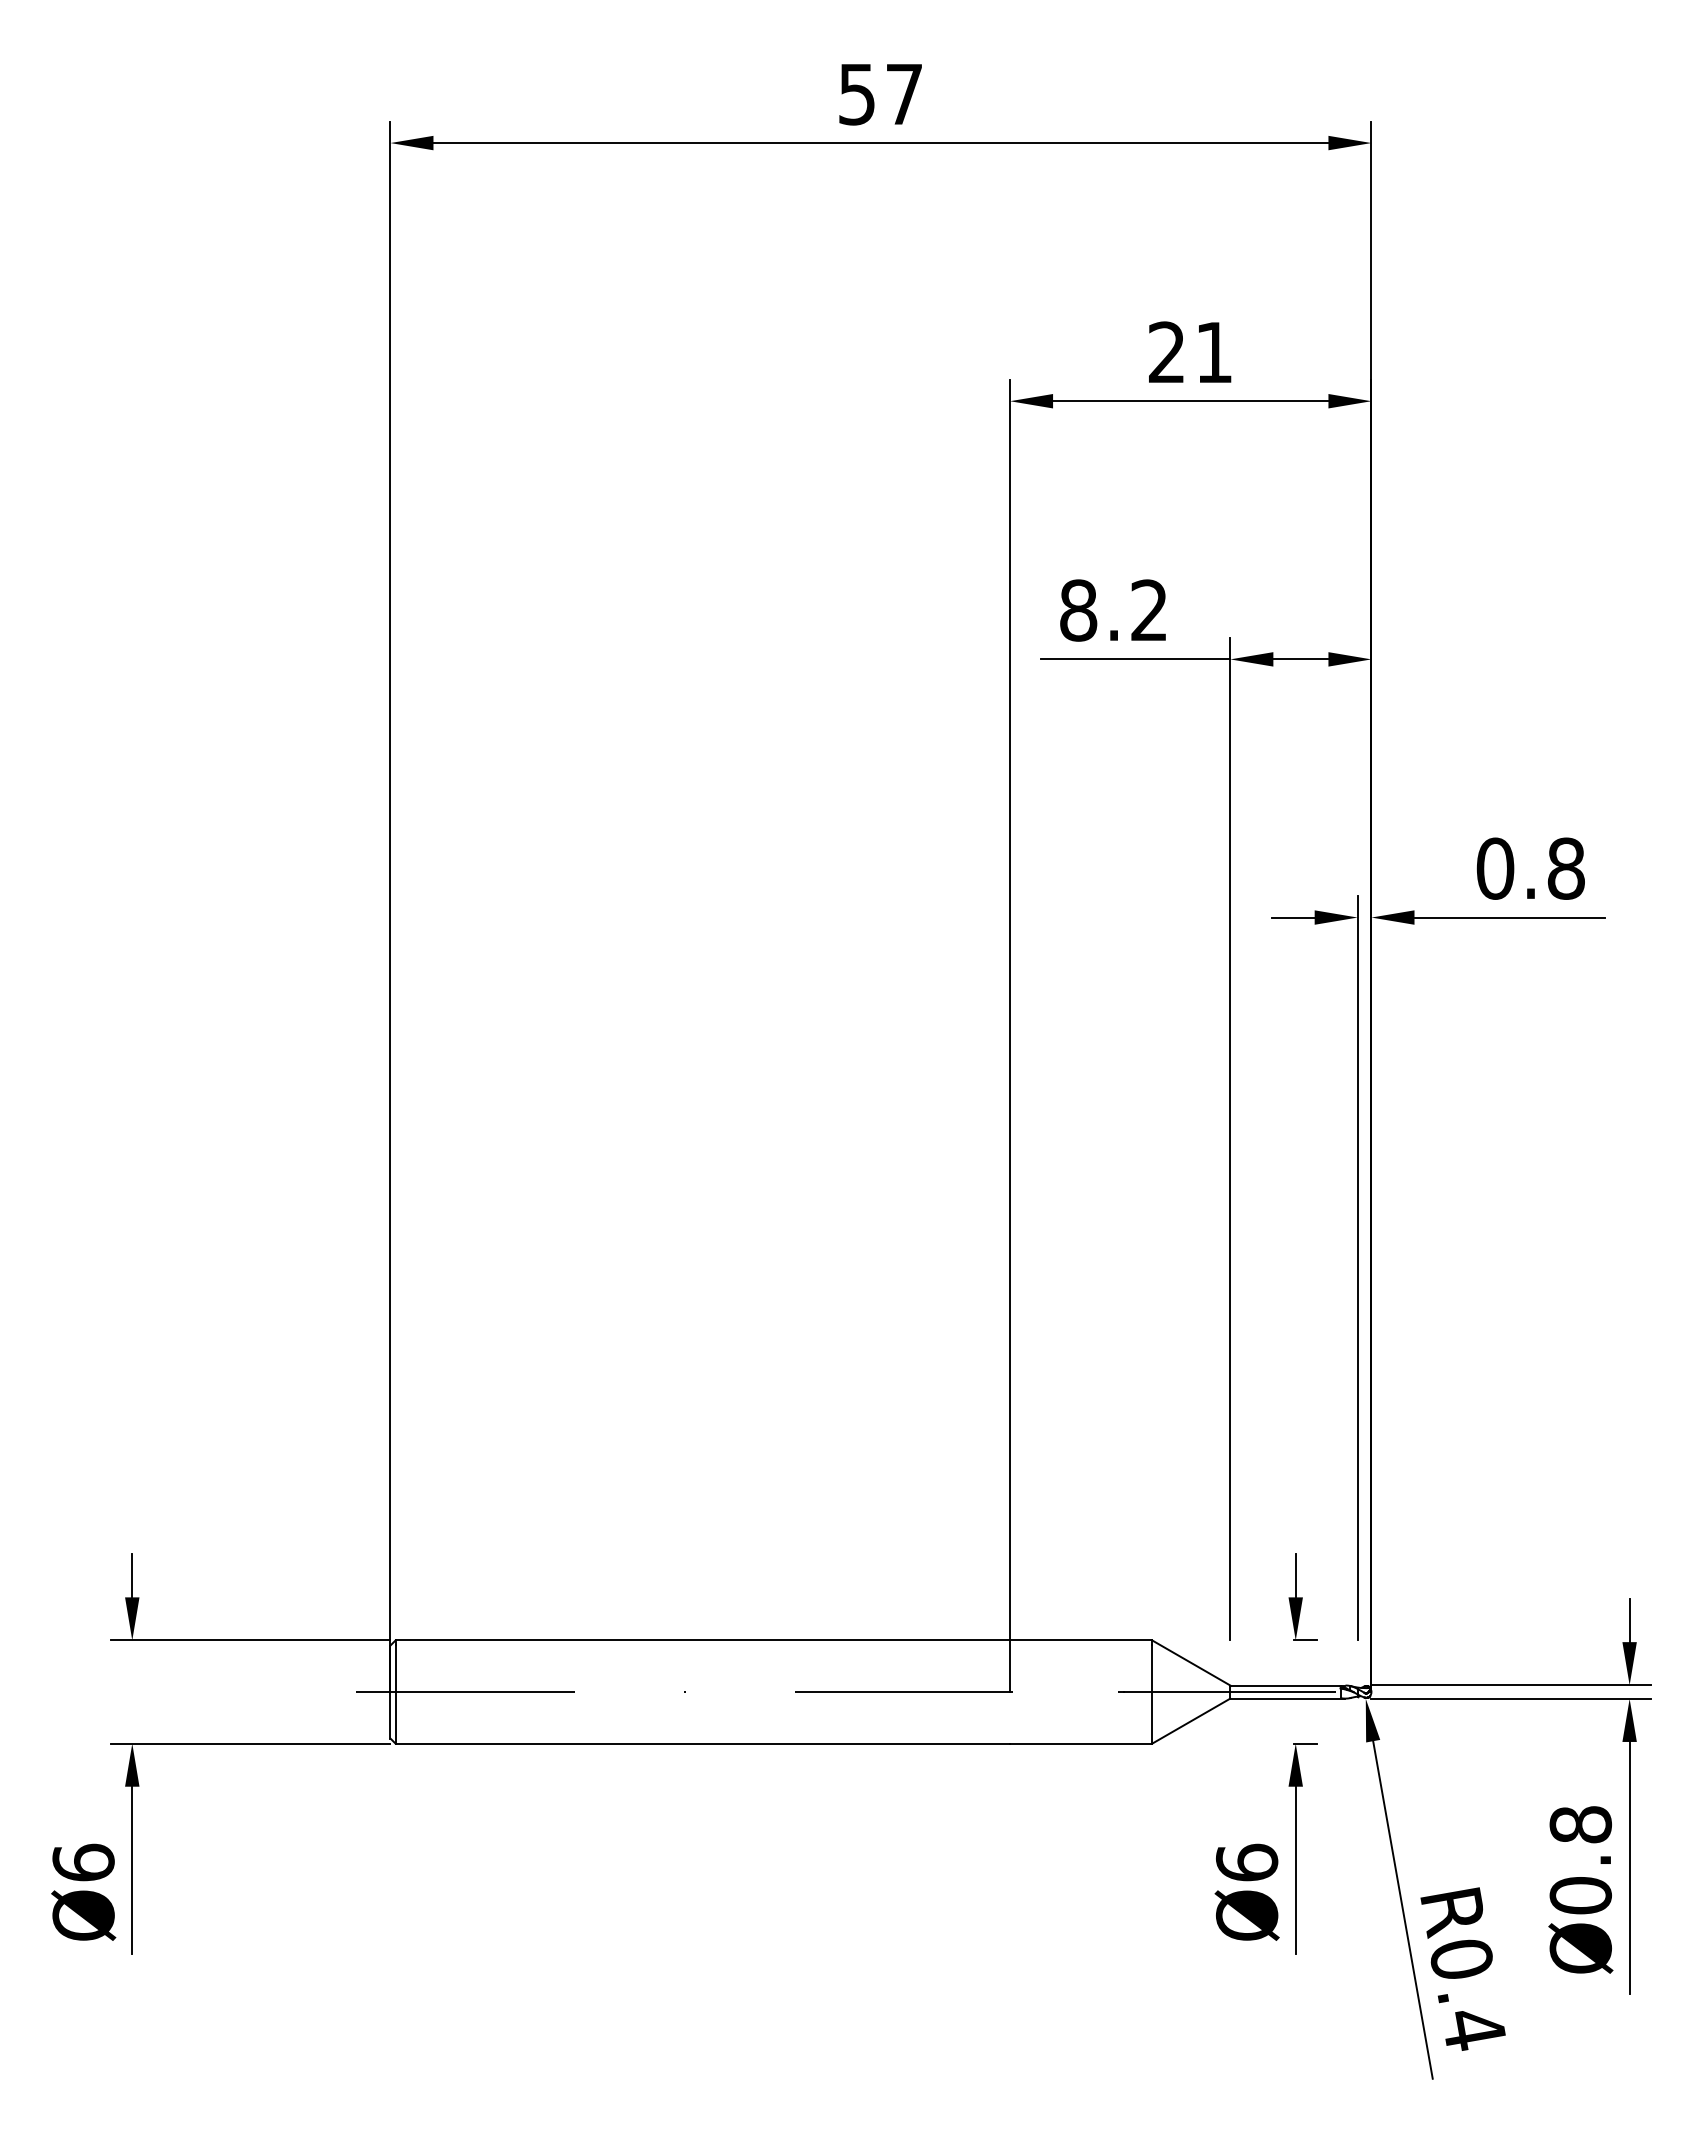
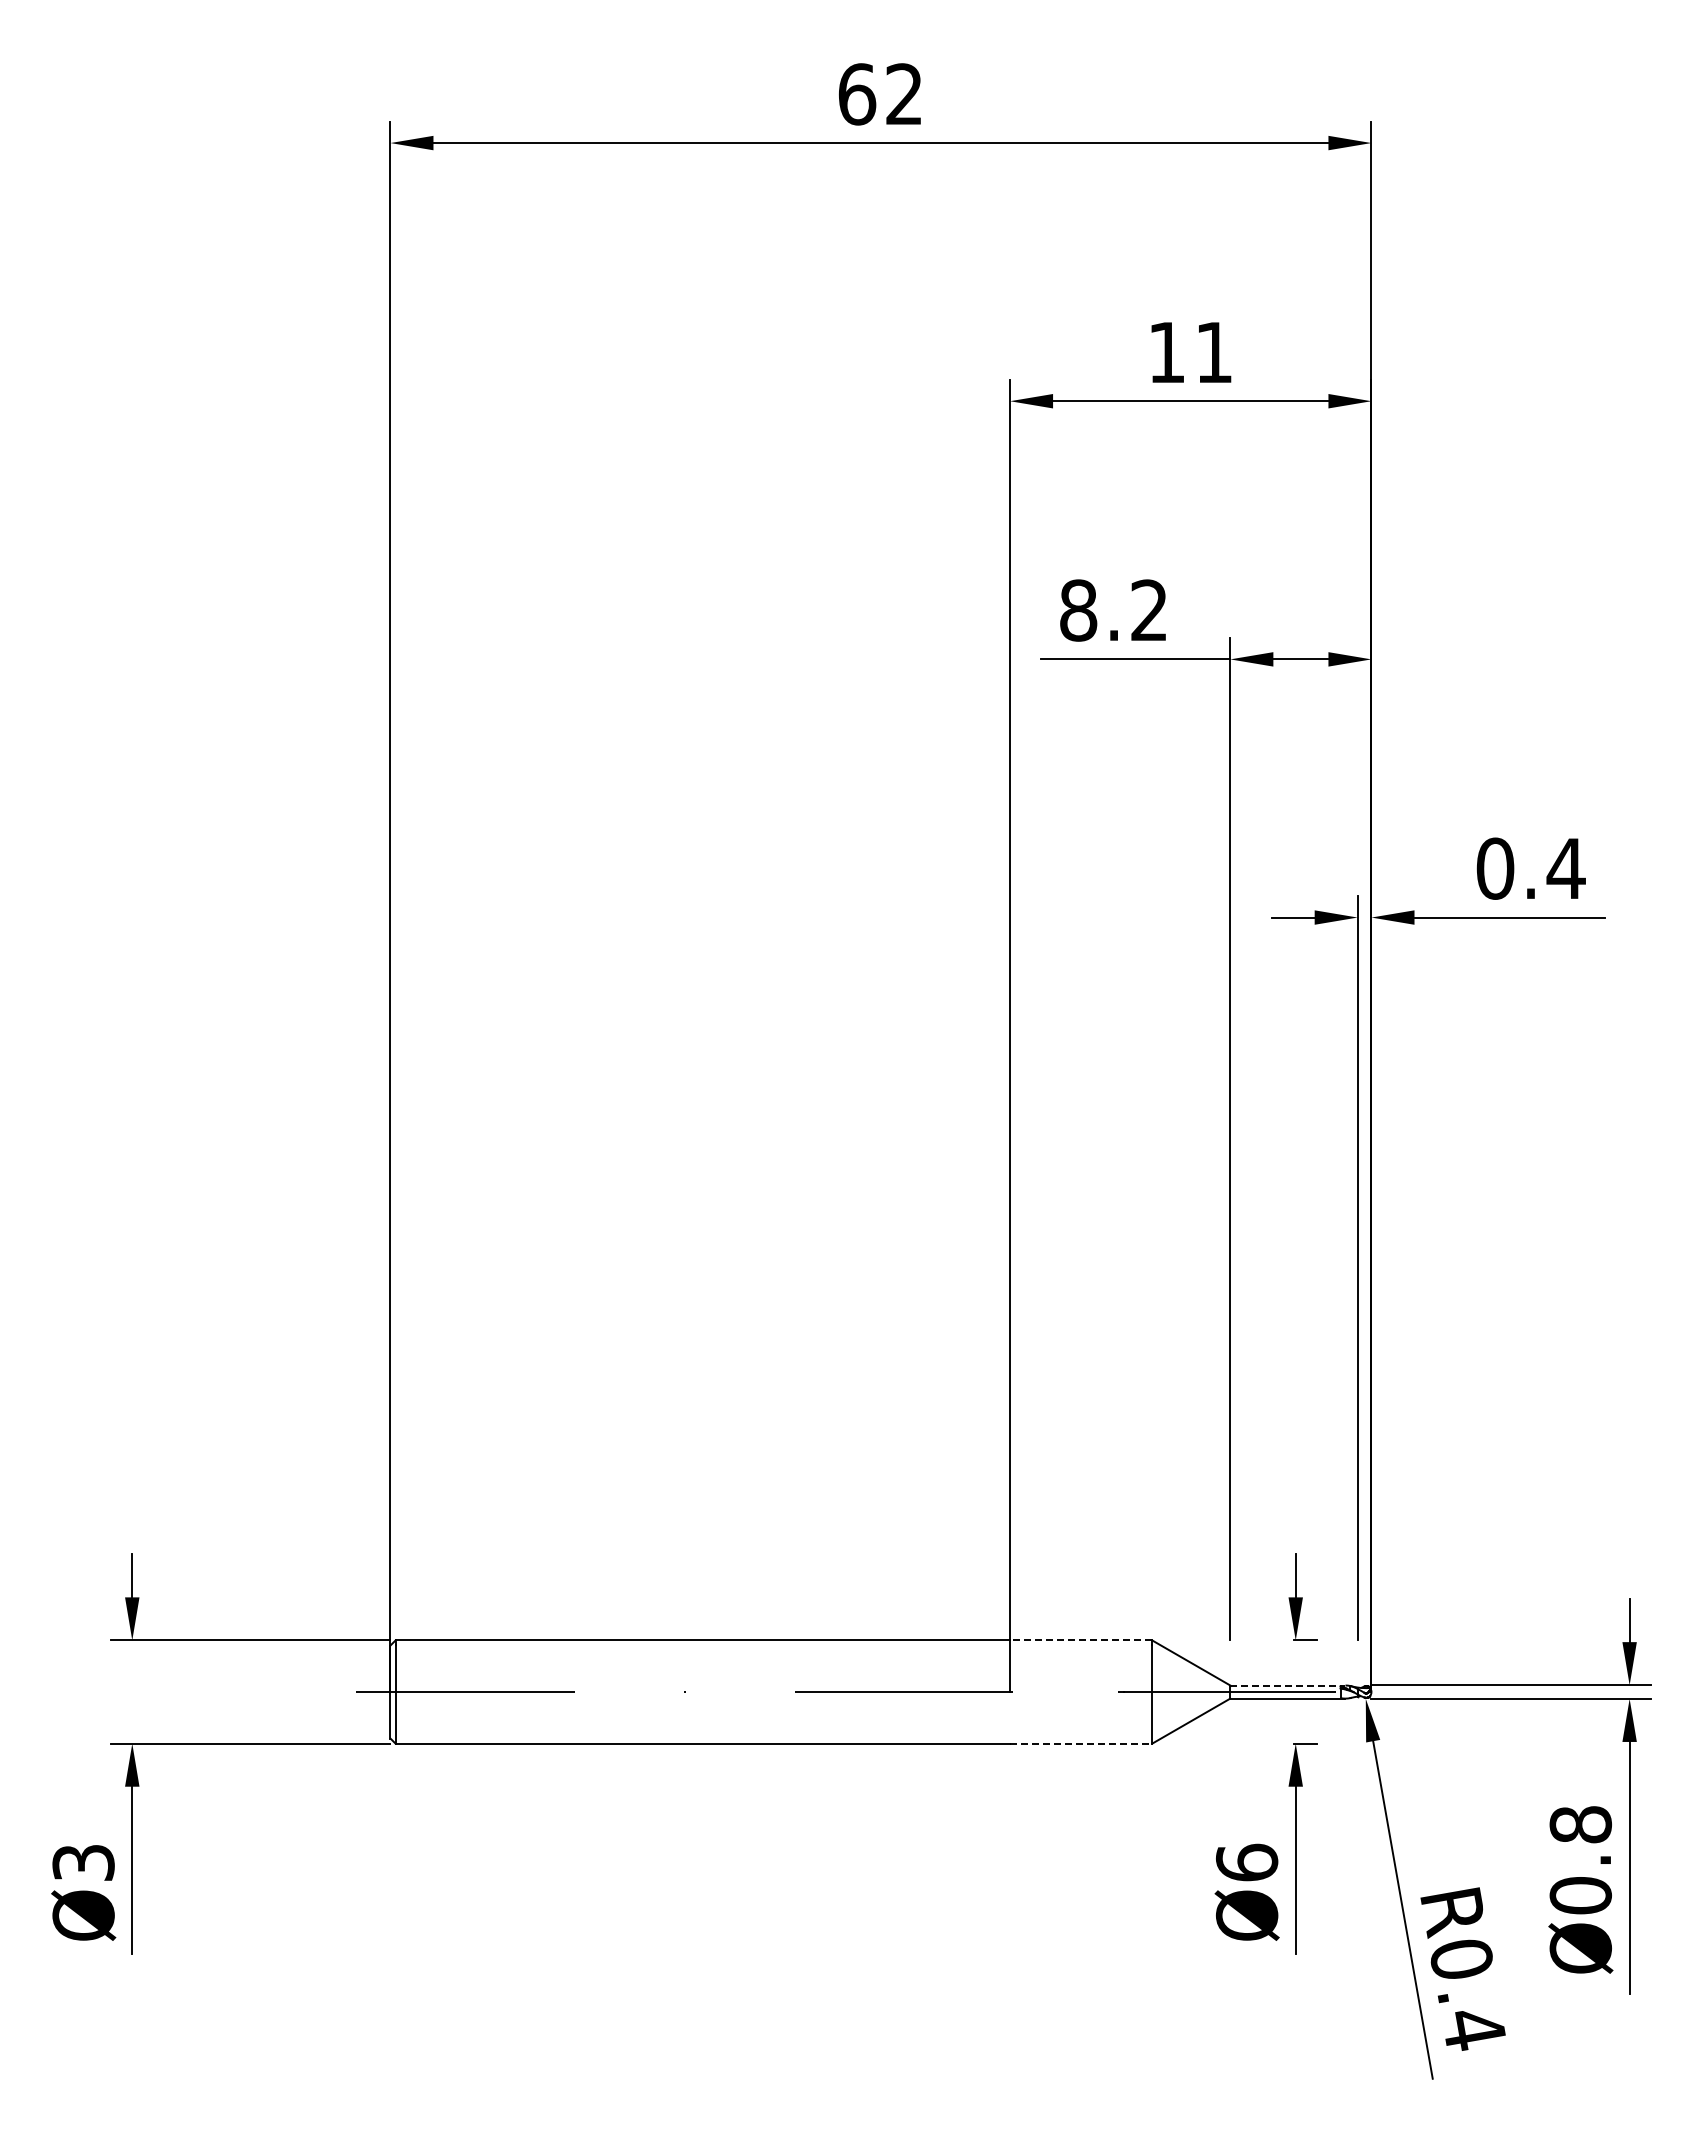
text: 57 -> 62 (879, 94)
text: 21 -> 11 (1166, 351)
text: 0.8 -> 0.4 (1565, 868)
line: solid -> dashed (1080, 1640)
line: solid -> dashed (1287, 1685)
line: solid -> dashed (1081, 1743)
text: Ø6 -> Ø3 (83, 1862)
